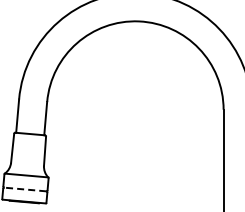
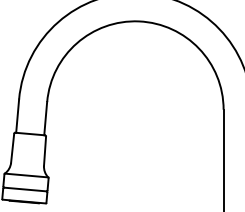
line: dashed -> solid (25, 189)
